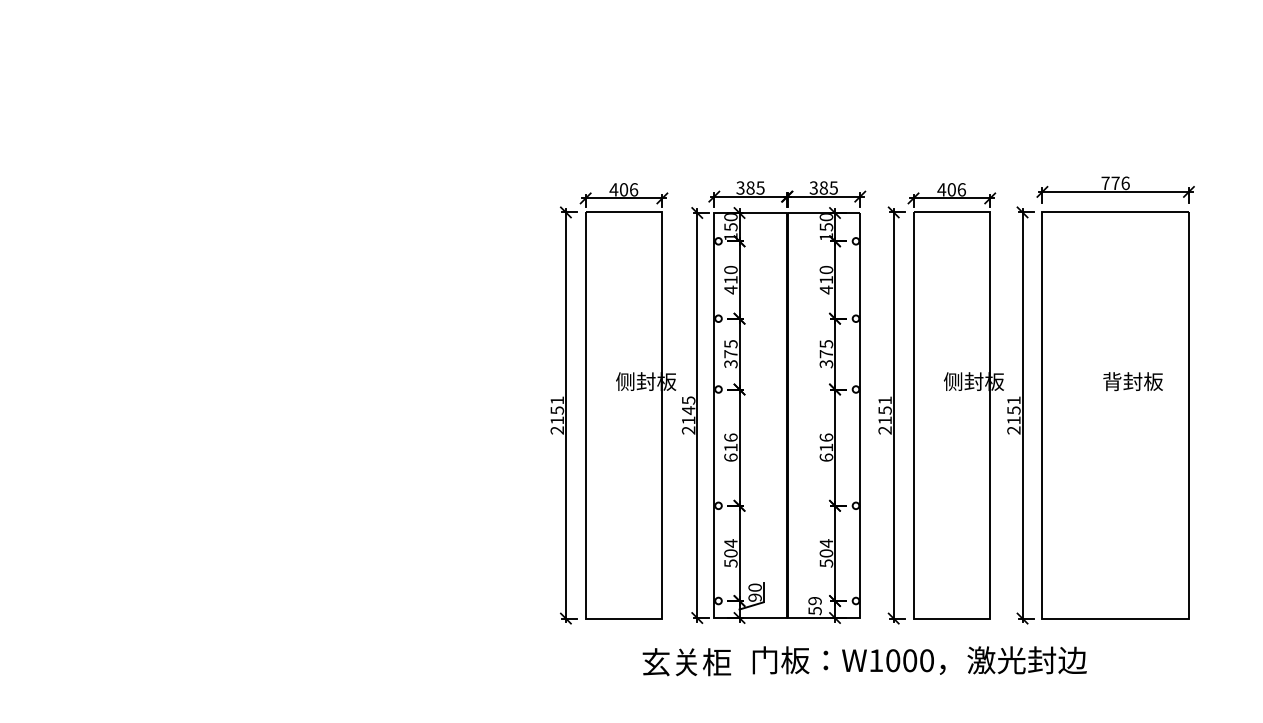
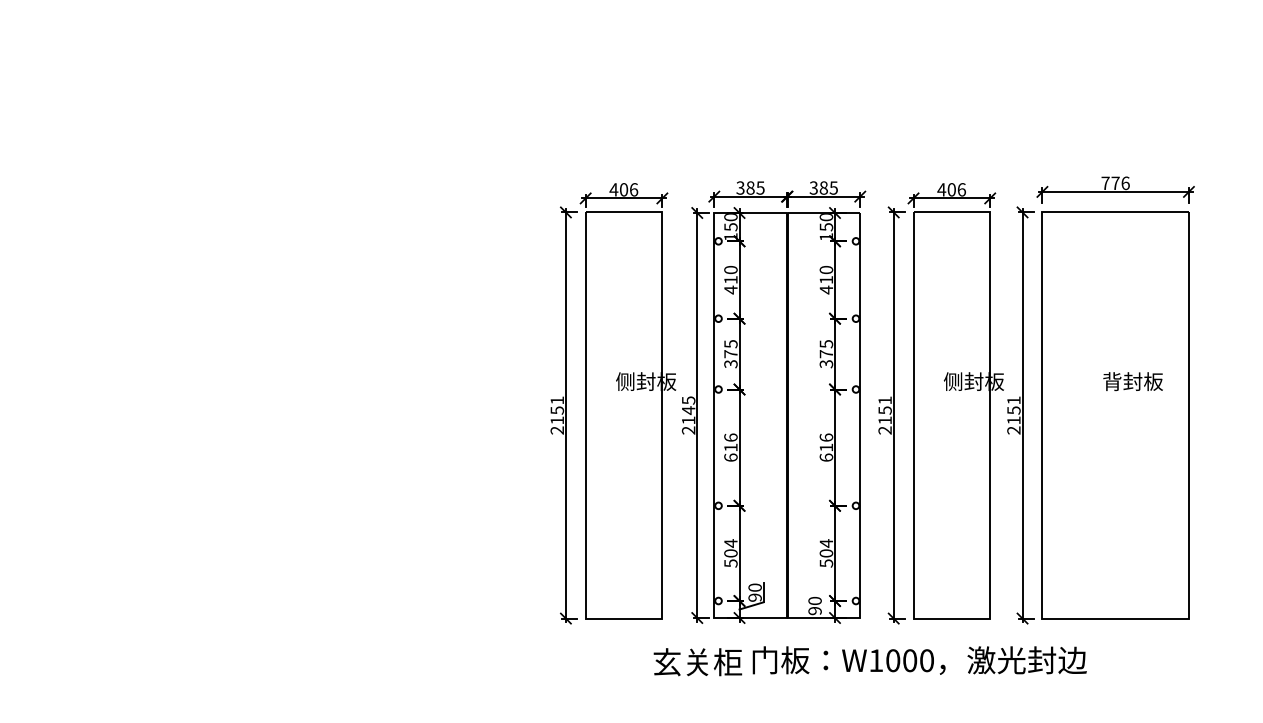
text: 59 -> 90 (814, 605)
text position: (686, 662) -> (697, 662) (697, 662)
